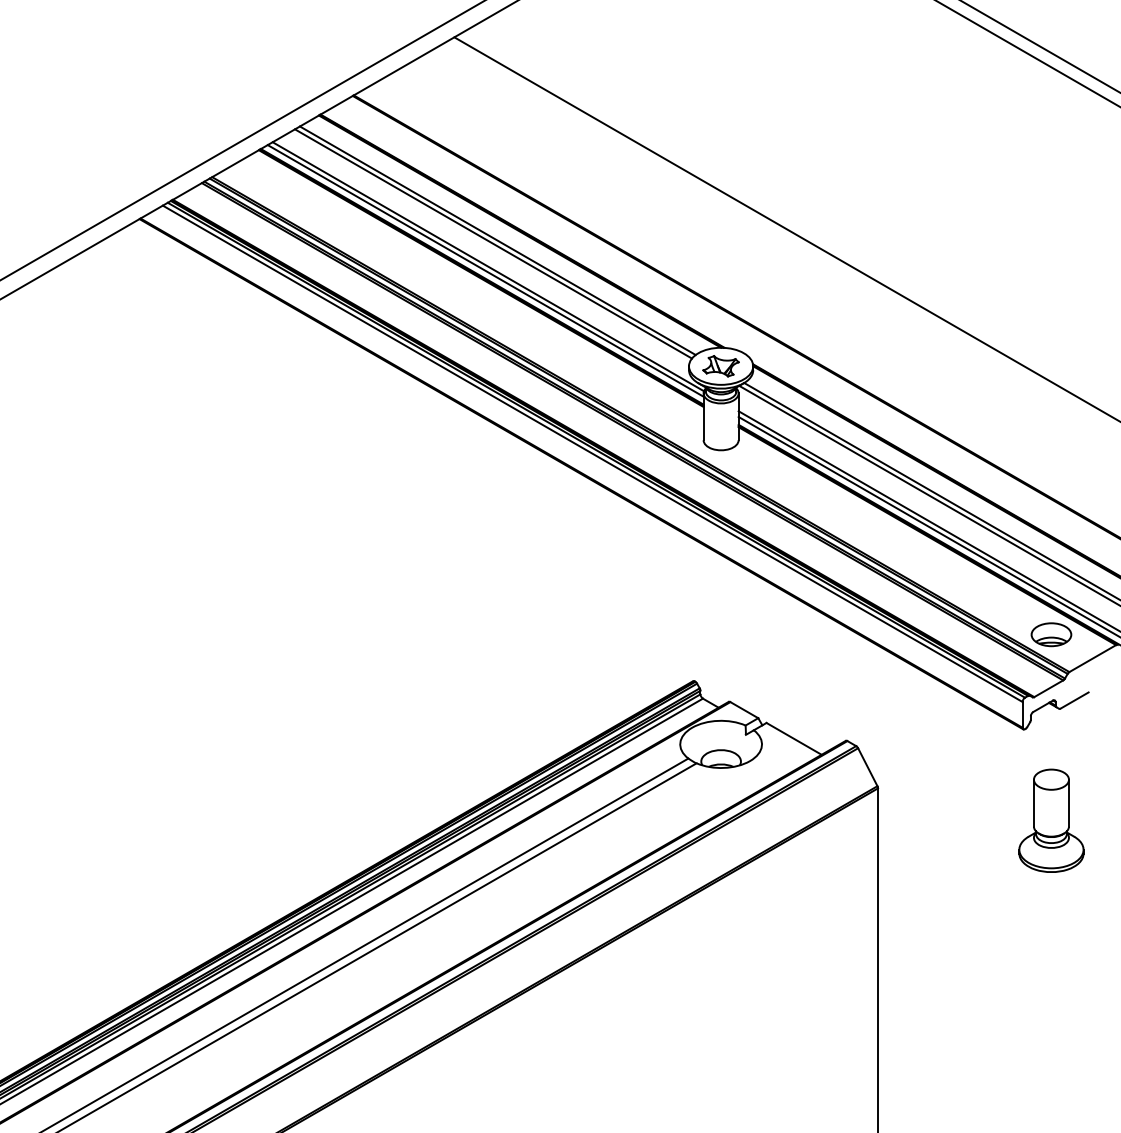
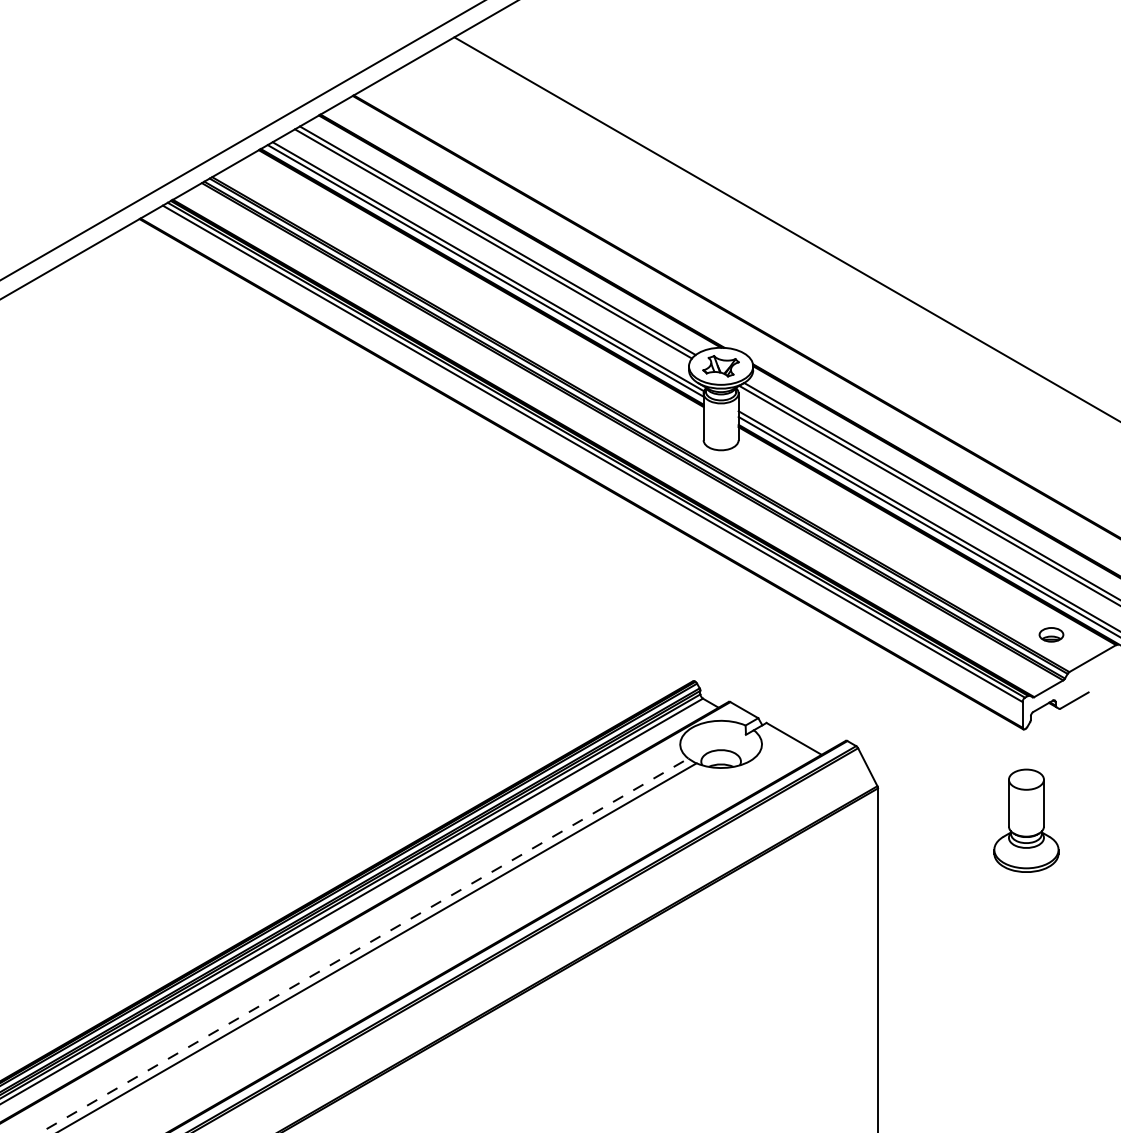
line: present -> none (1040, 46)
line: present -> none (1027, 53)
part size: 43x26 px -> 27x16 px (1051, 634)
part position: (1051, 820) -> (1026, 820) (1026, 820)
line: solid -> dashed (364, 945)
